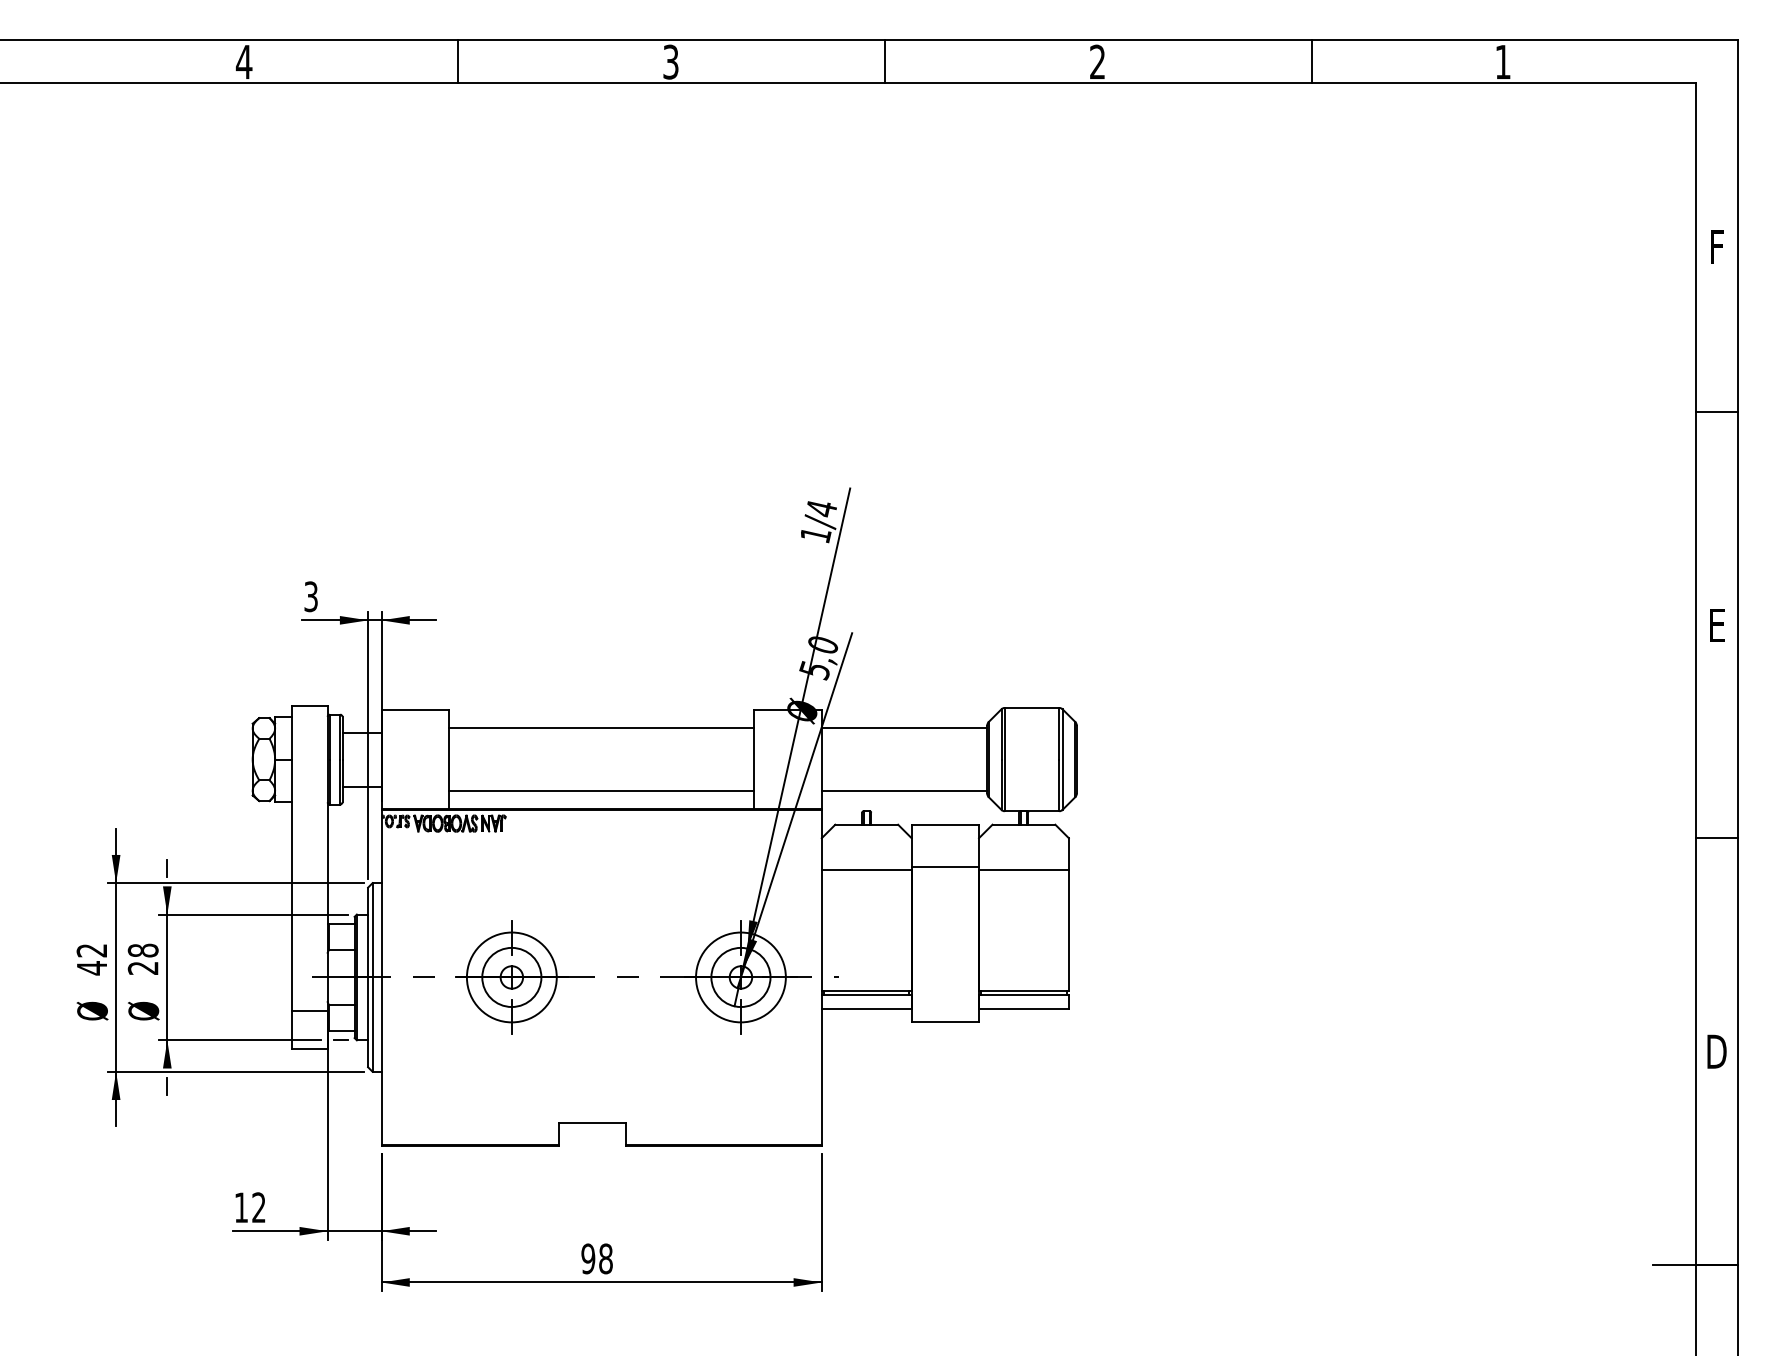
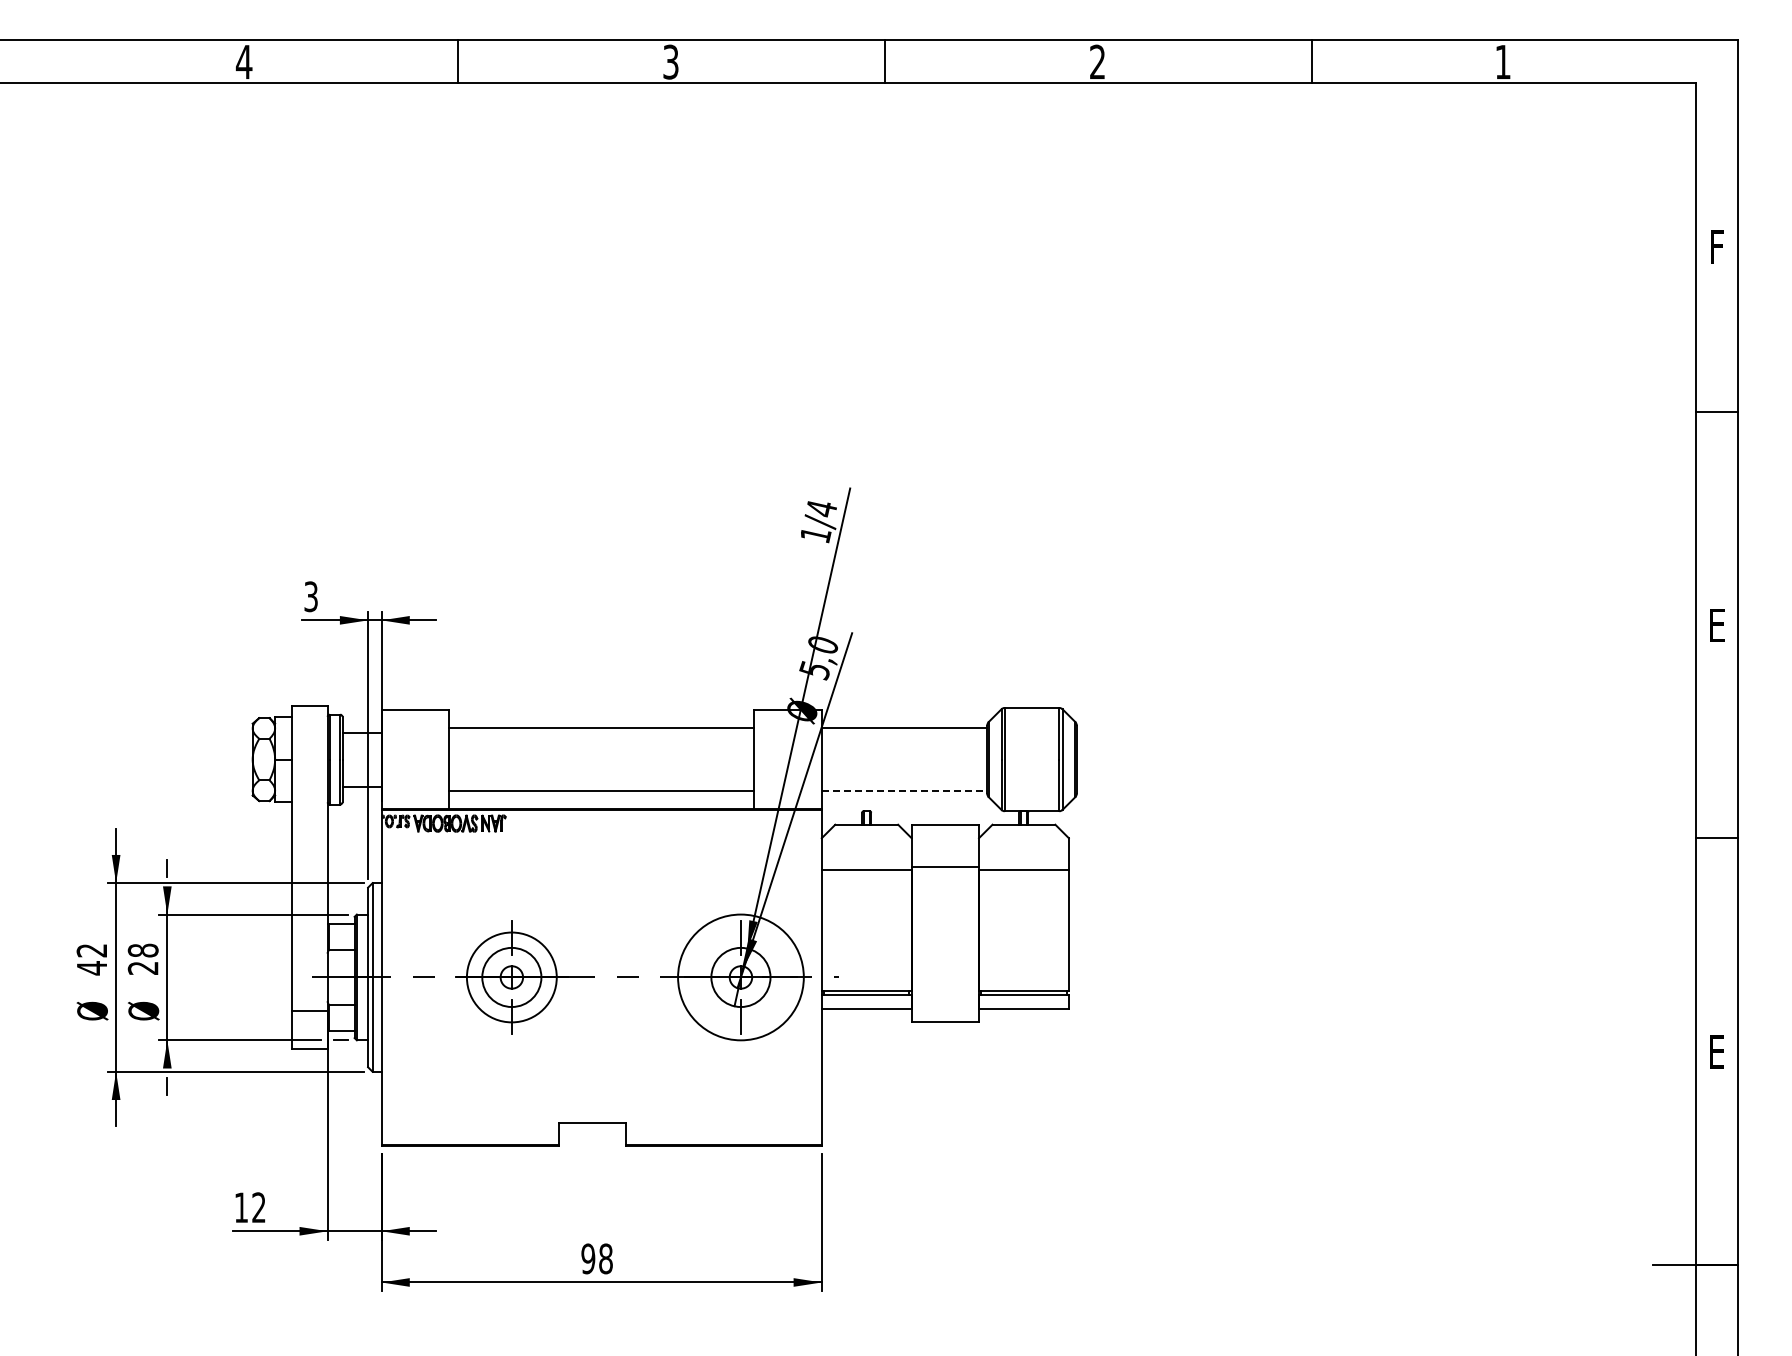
line: solid -> dashed (904, 791)
circle diameter: 90 px -> 126 px (740, 977)
text: D -> E (1716, 1051)
